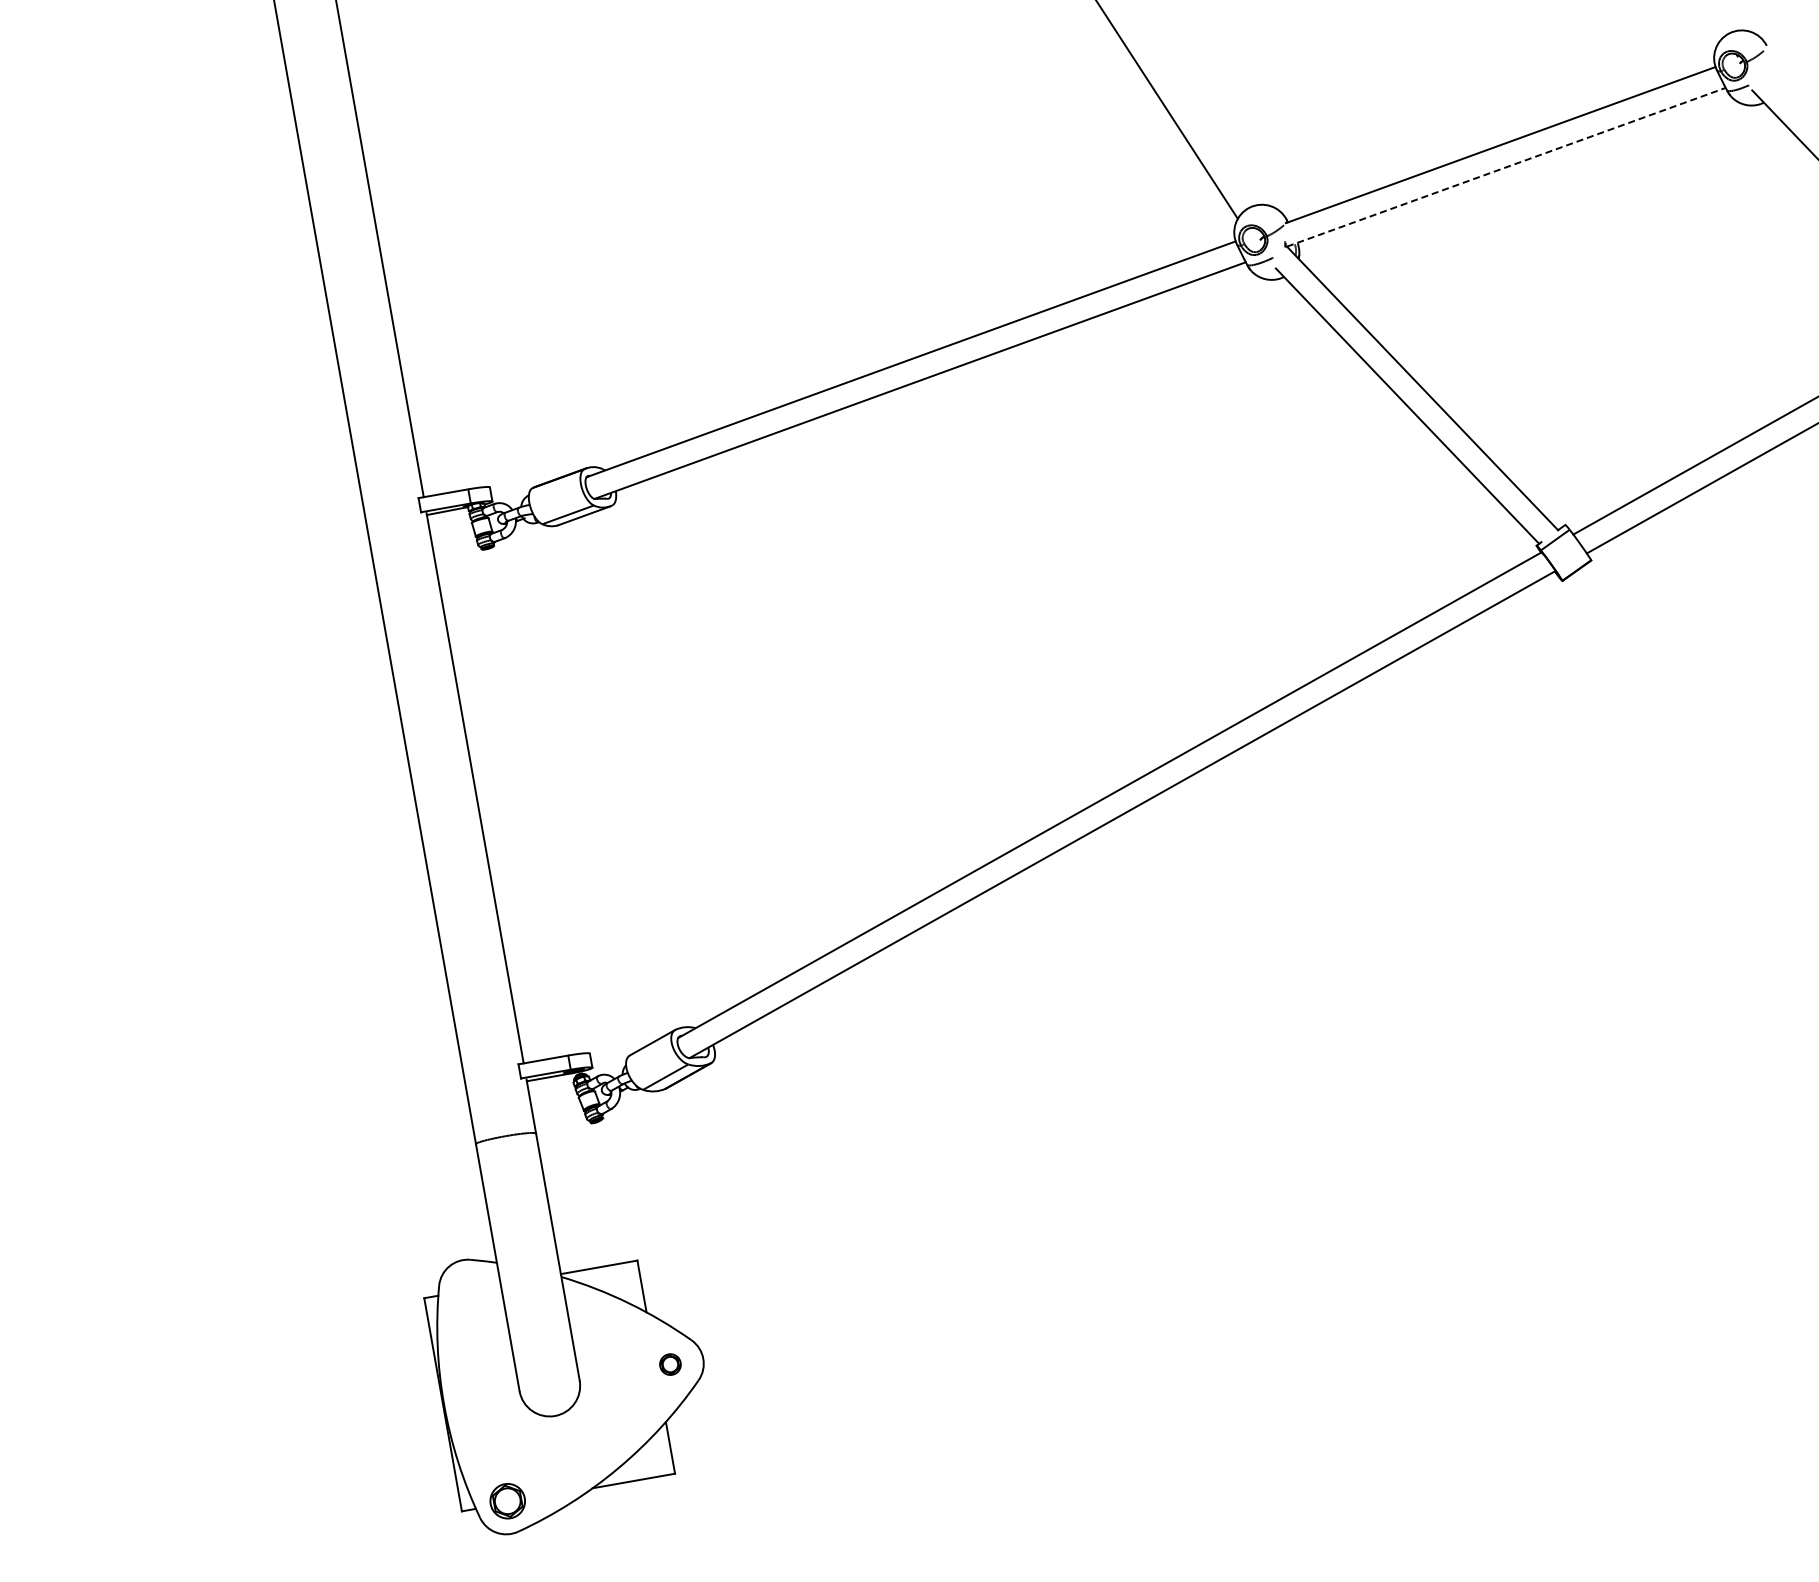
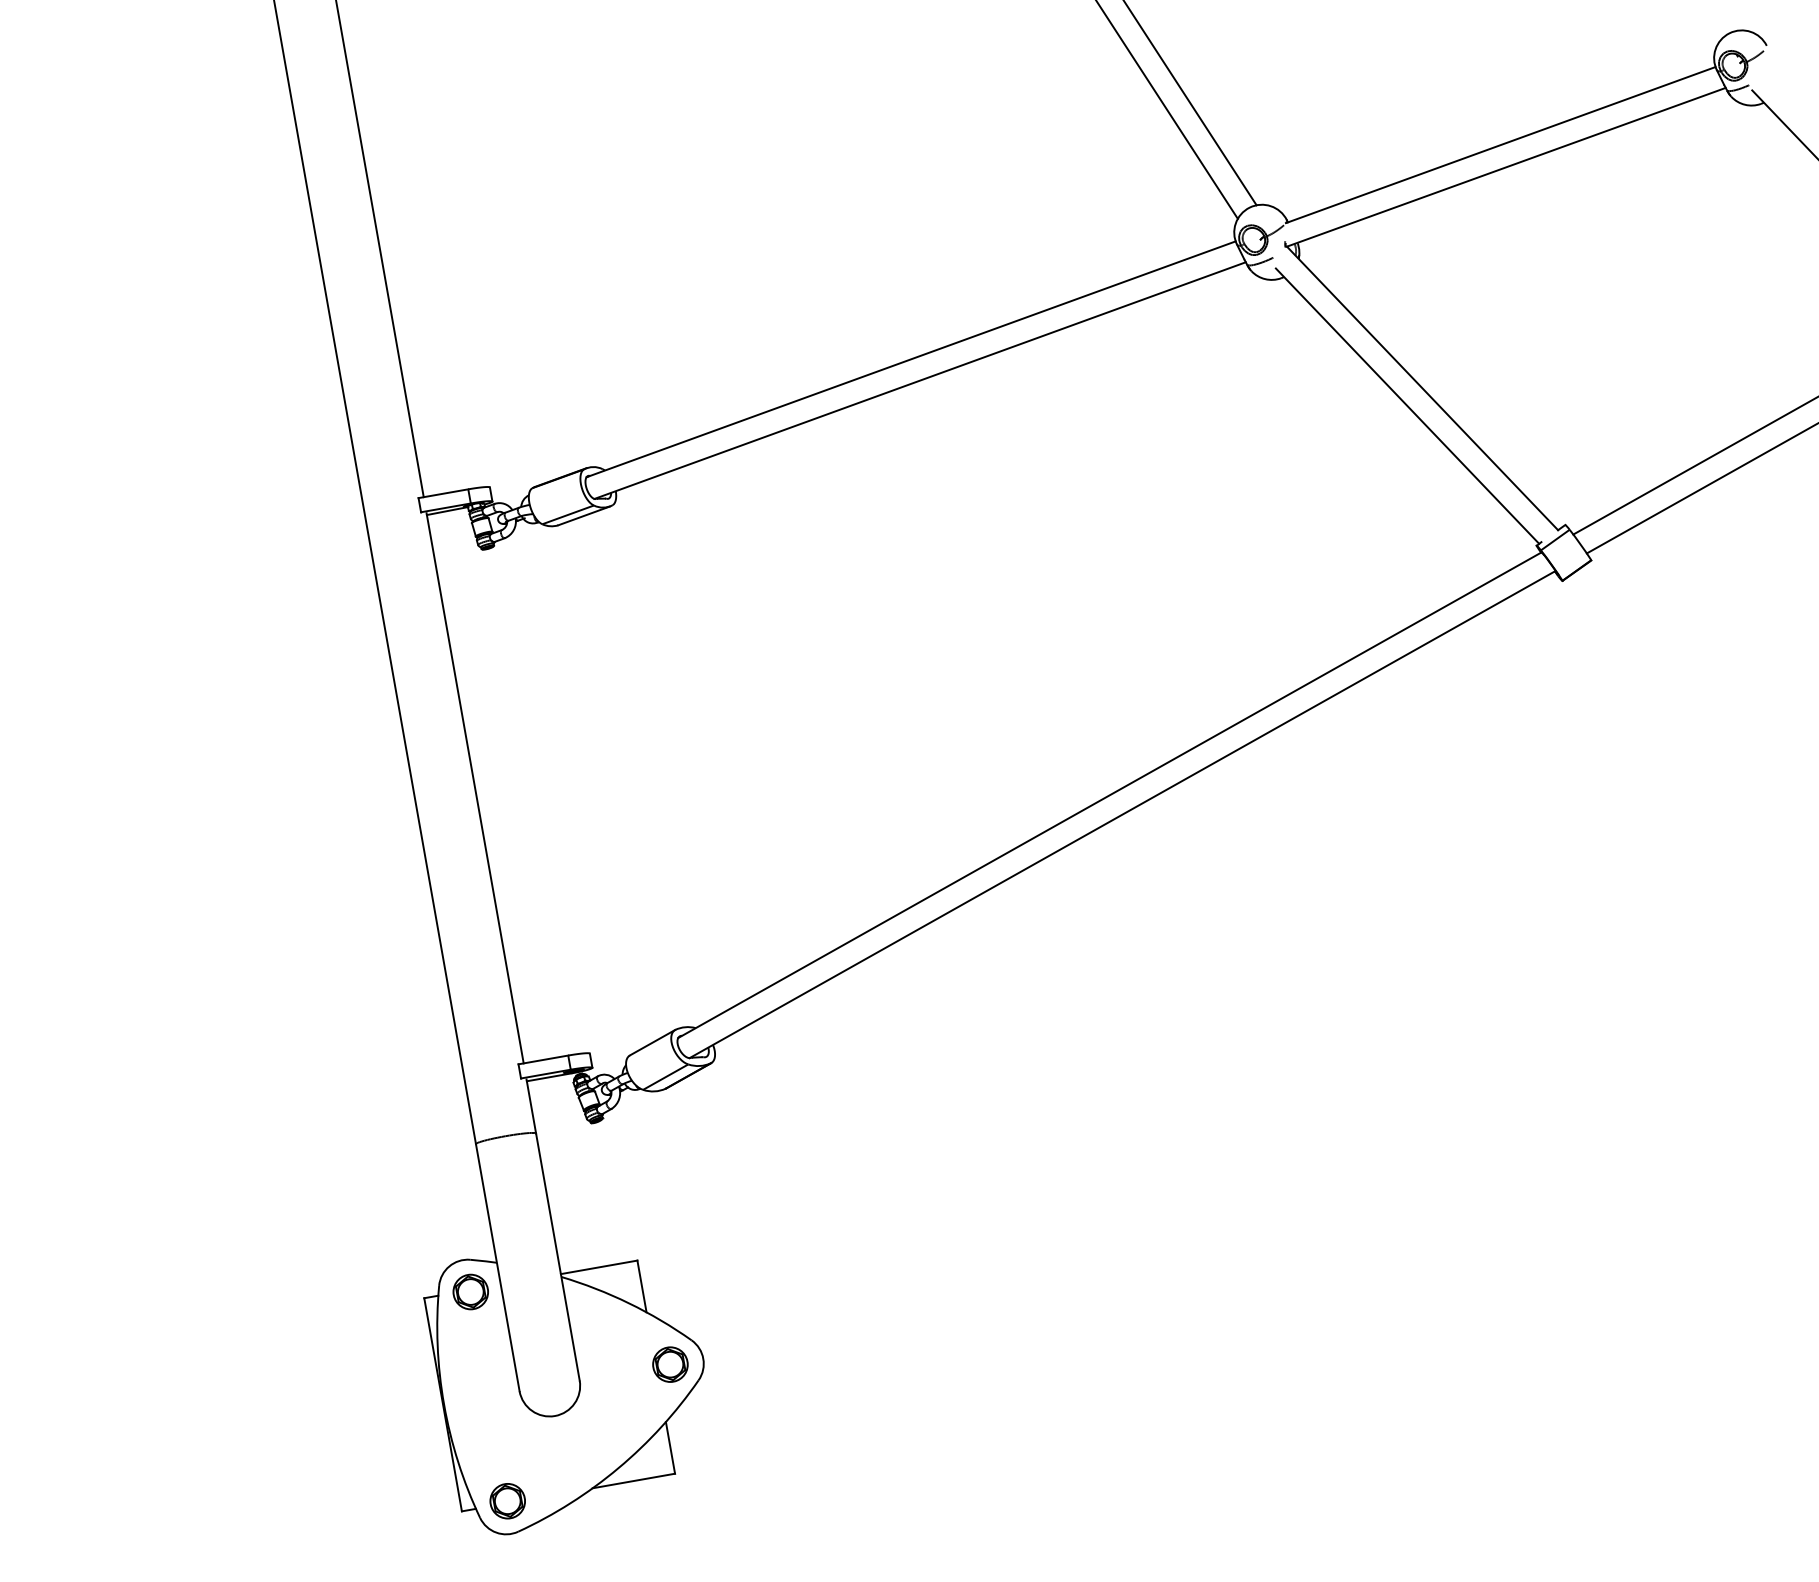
line: none -> present (1190, 103)
line: dashed -> solid (1506, 167)
part: none -> present (470, 1291)
part size: 23x23 px -> 37x37 px (670, 1364)
